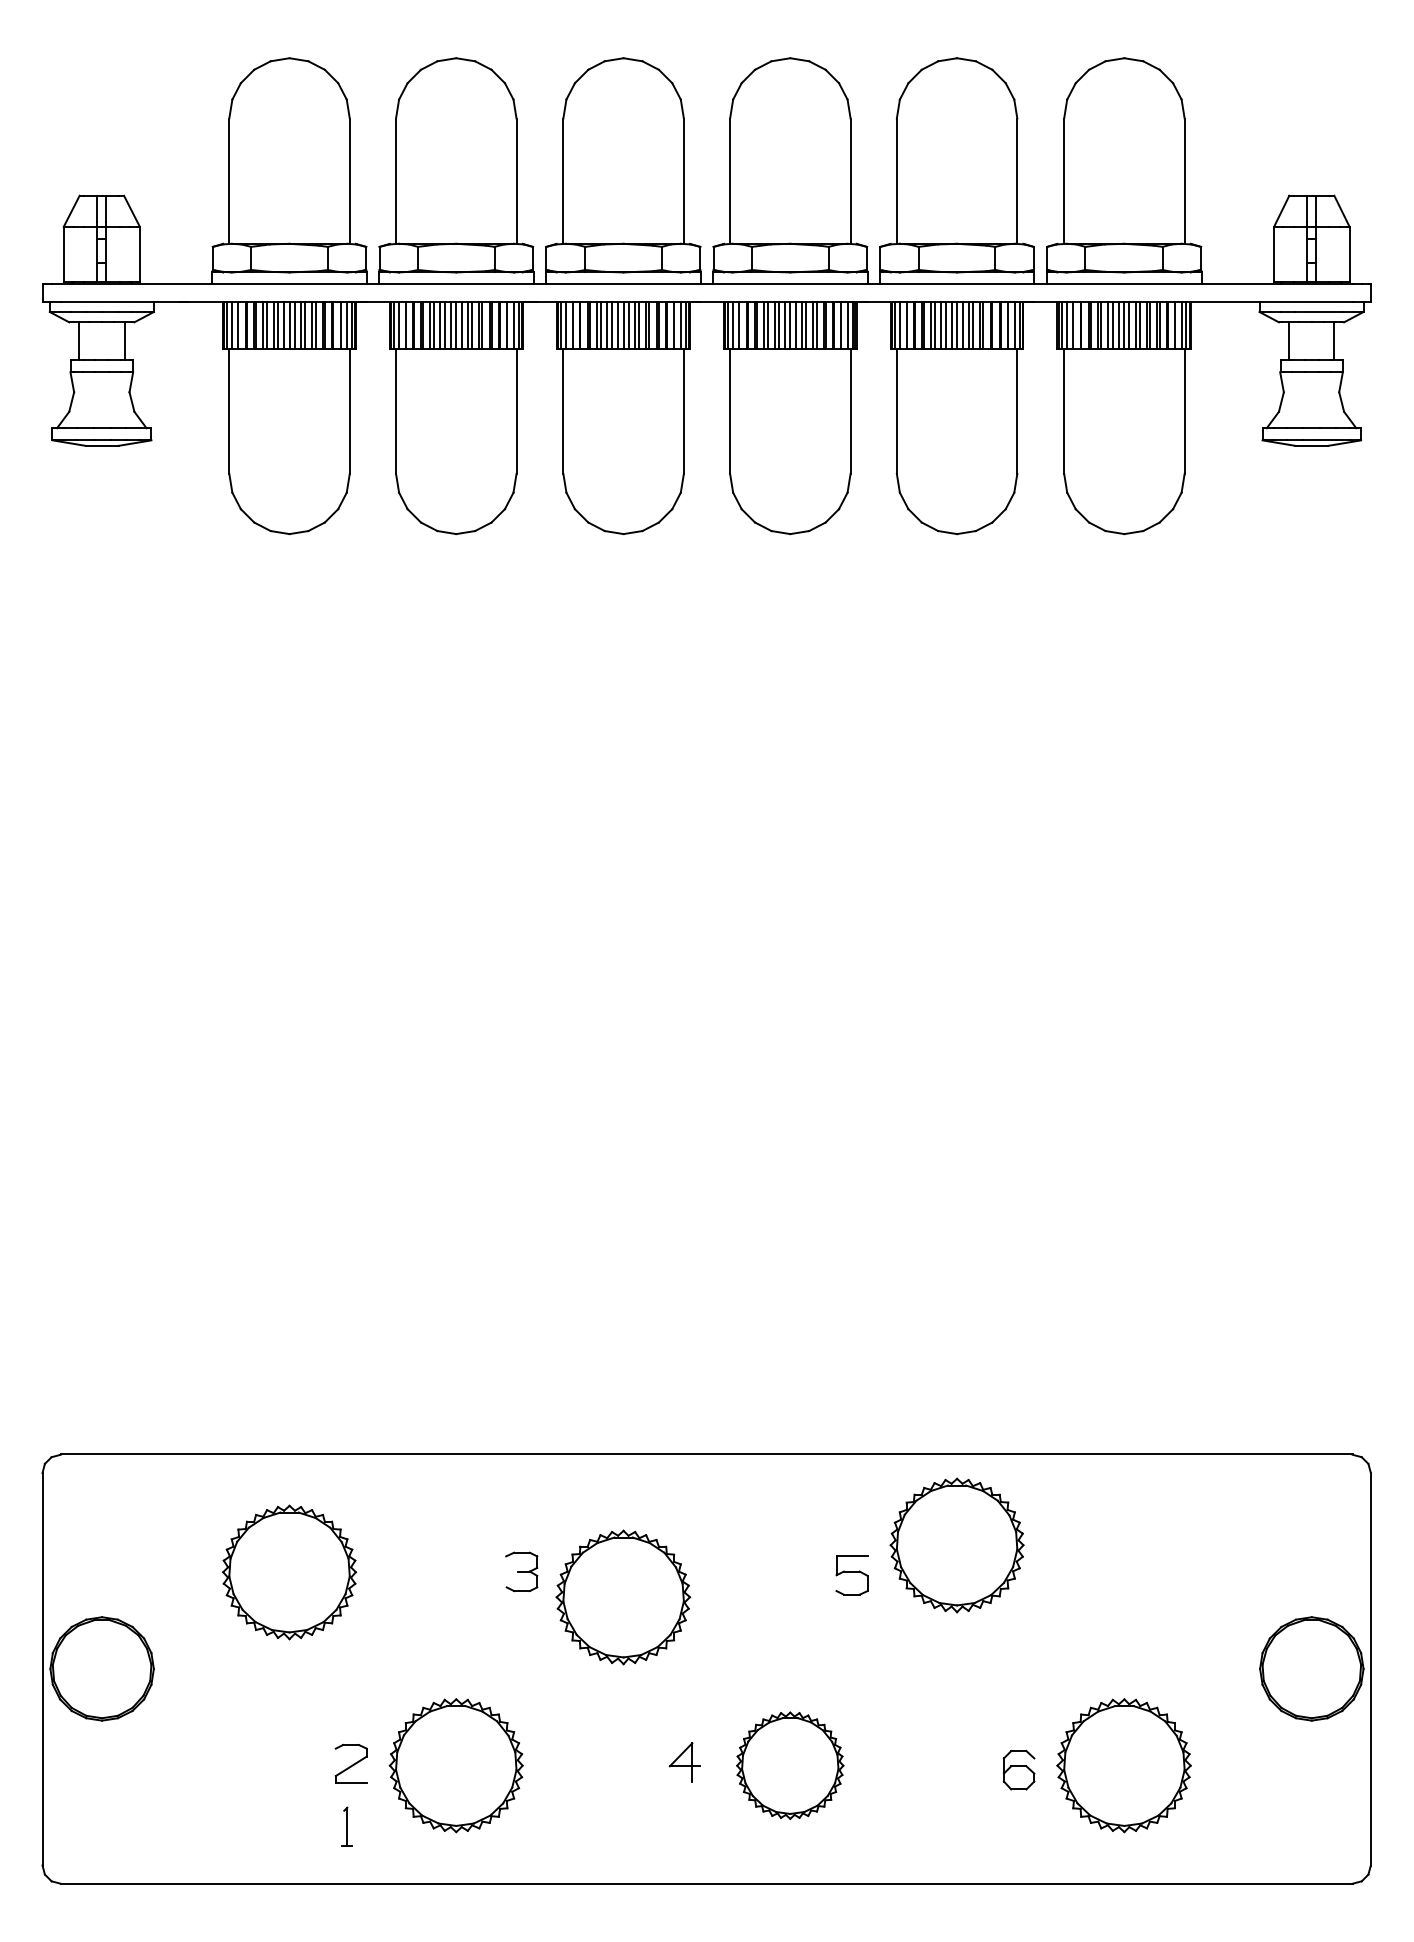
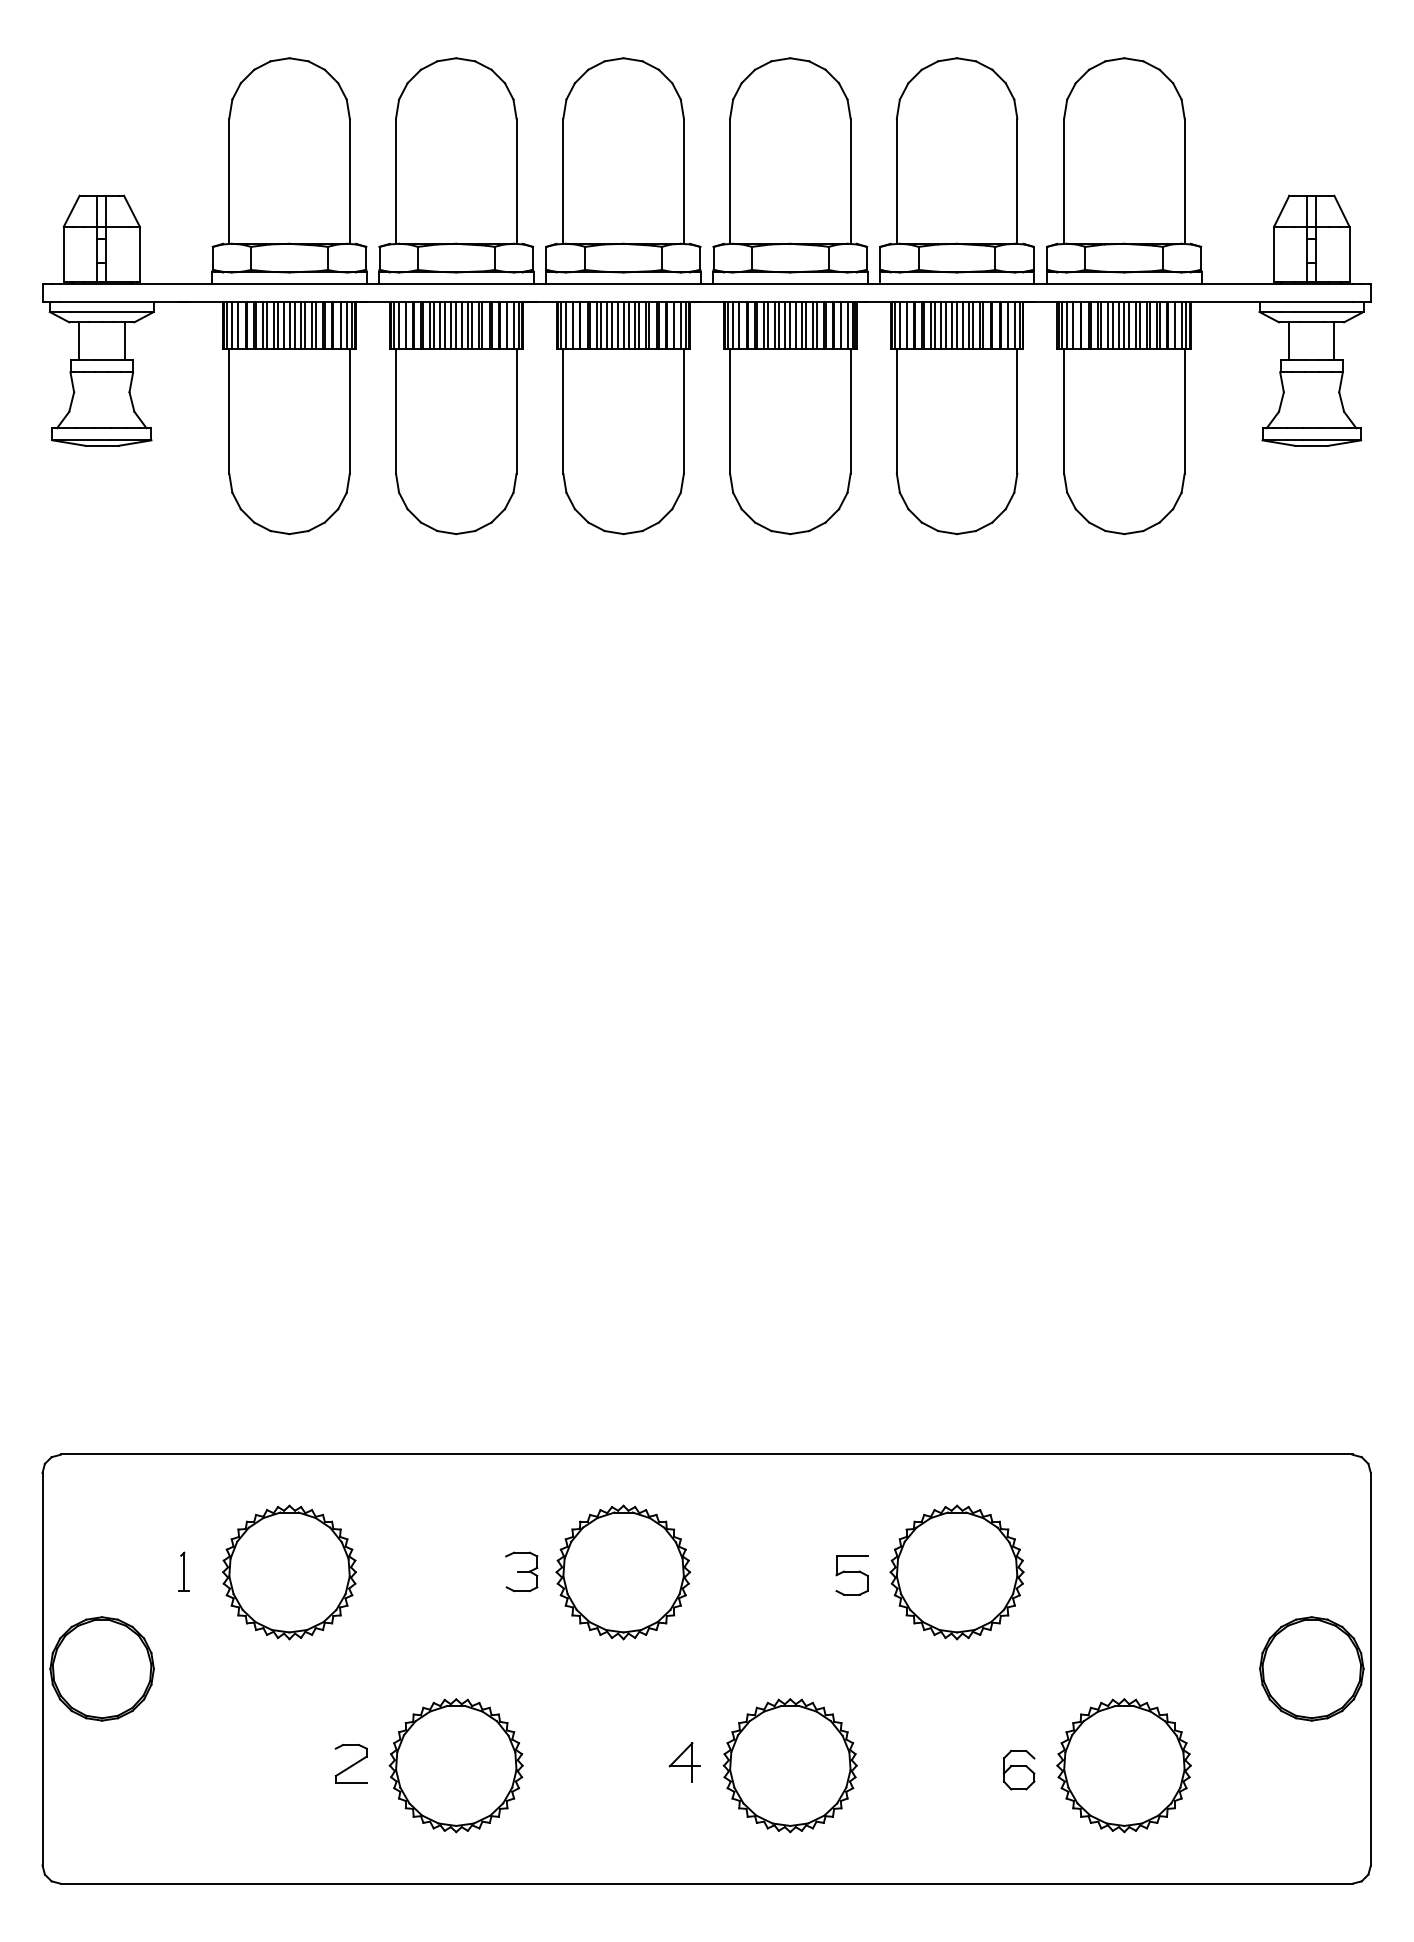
part position: (956, 1545) -> (956, 1572) (956, 1572)
part position: (623, 1597) -> (623, 1572) (623, 1572)
part size: 109x109 px -> 136x136 px (789, 1765)
part position: (346, 1826) -> (183, 1571) (183, 1571)
